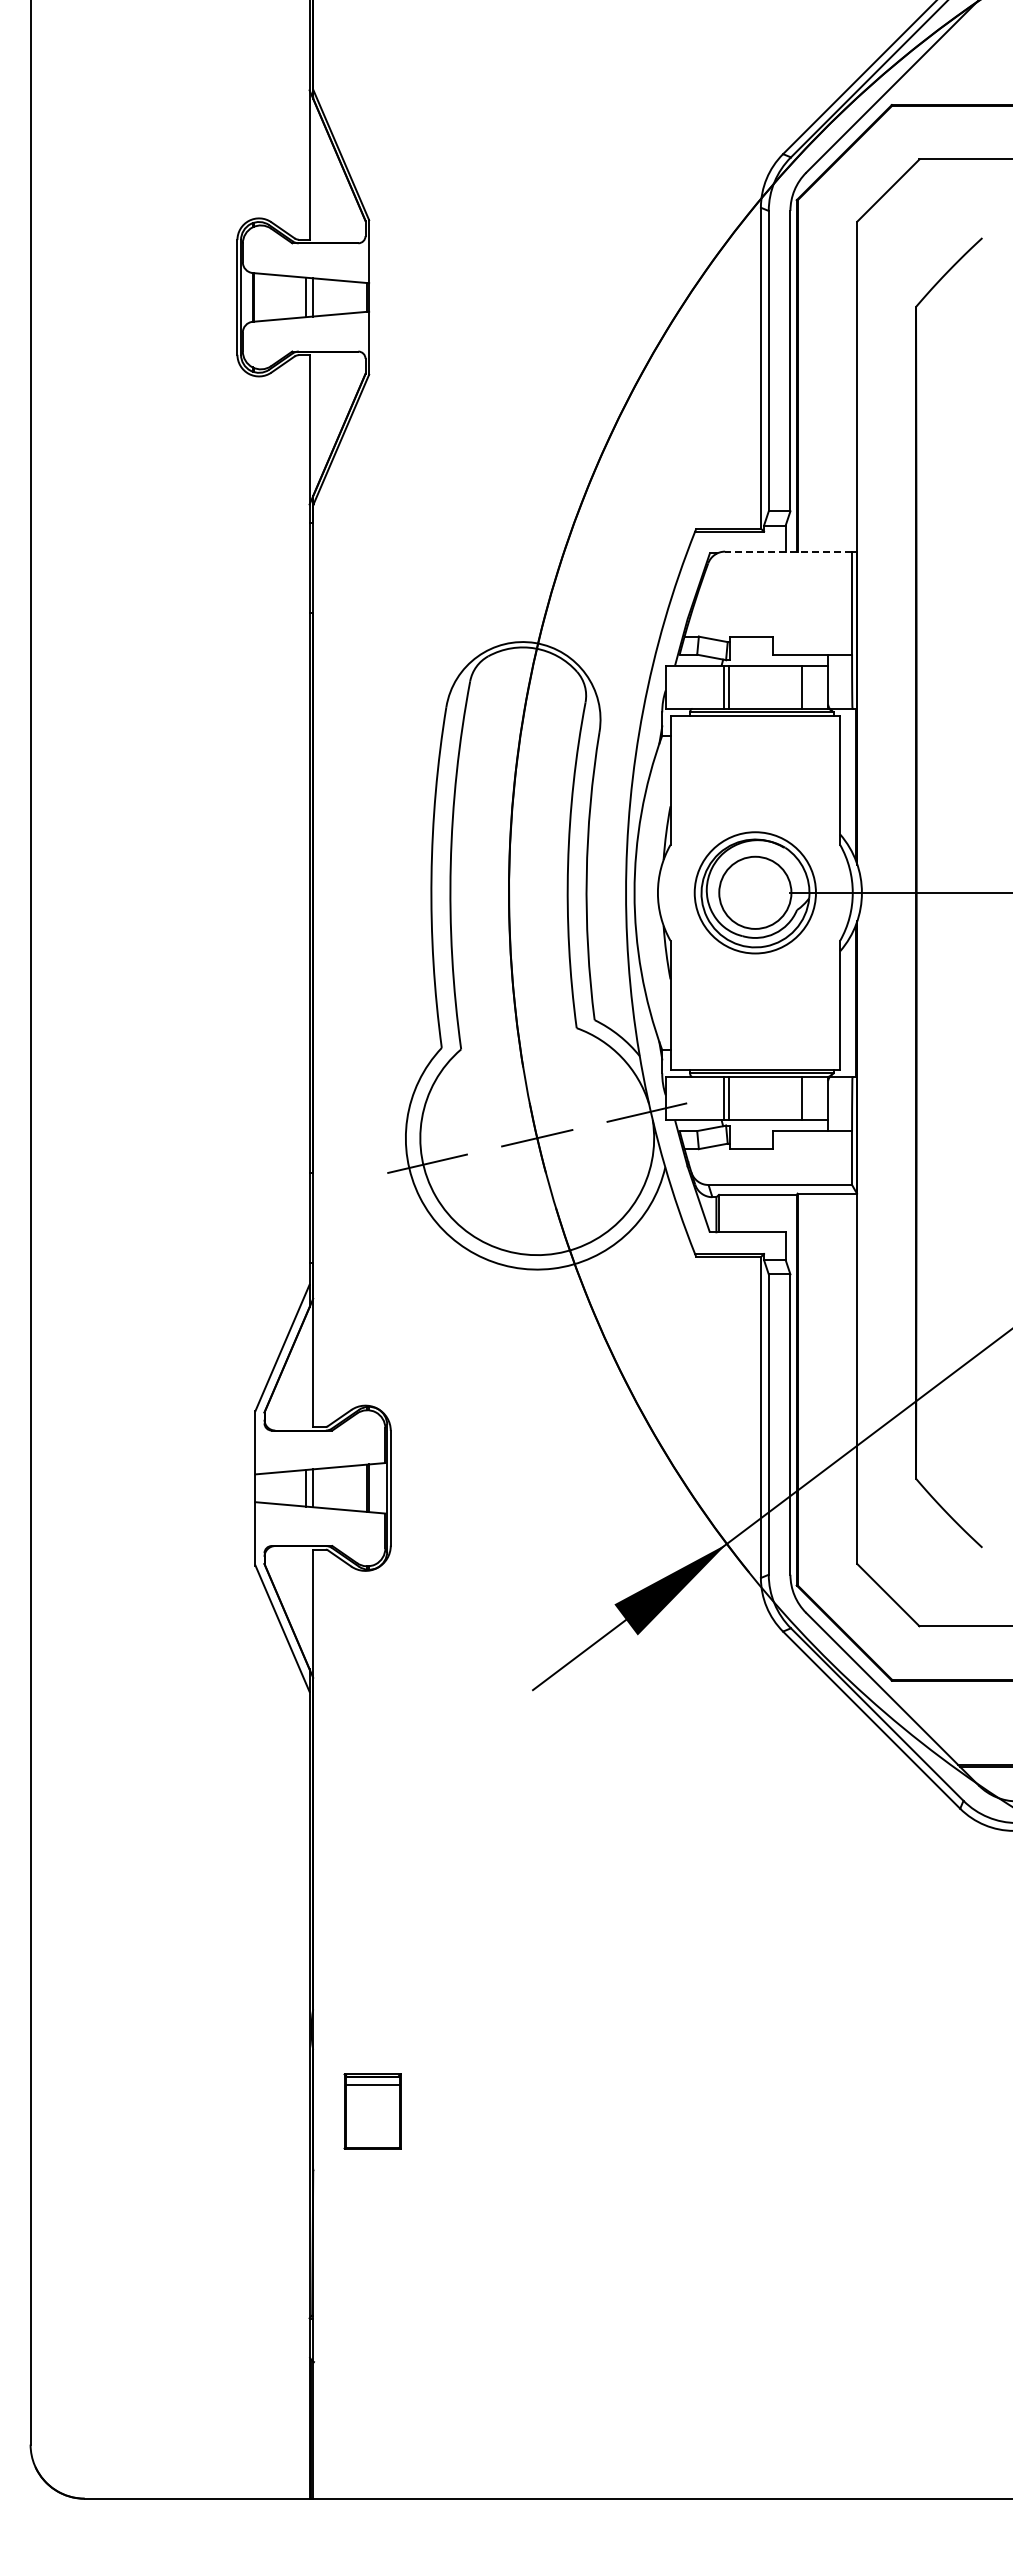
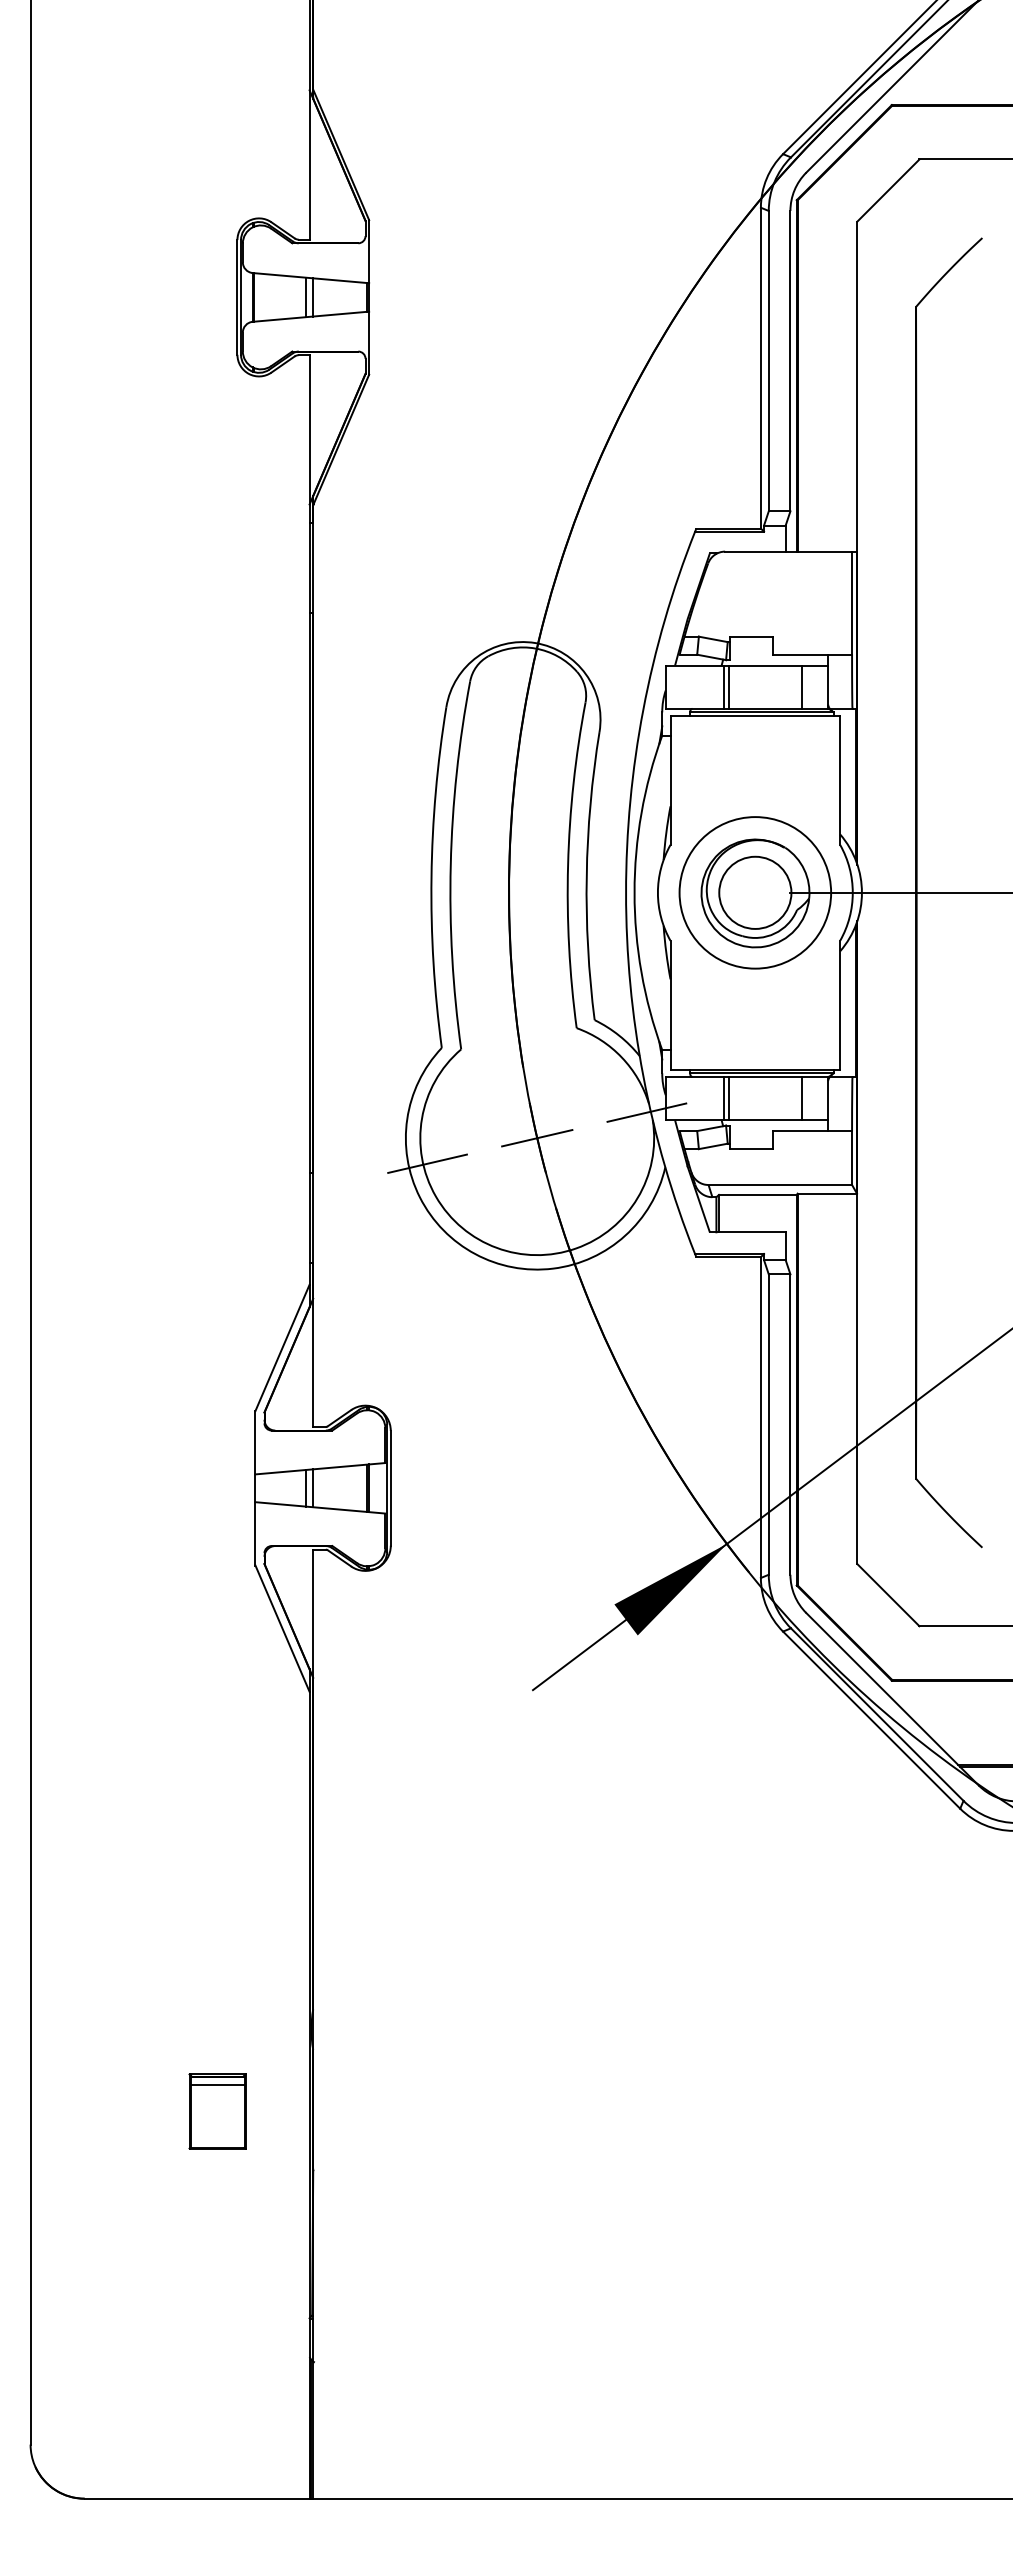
line: dashed -> solid (788, 551)
circle diameter: 121 px -> 152 px (755, 892)
part position: (372, 2111) -> (217, 2111) (217, 2111)
